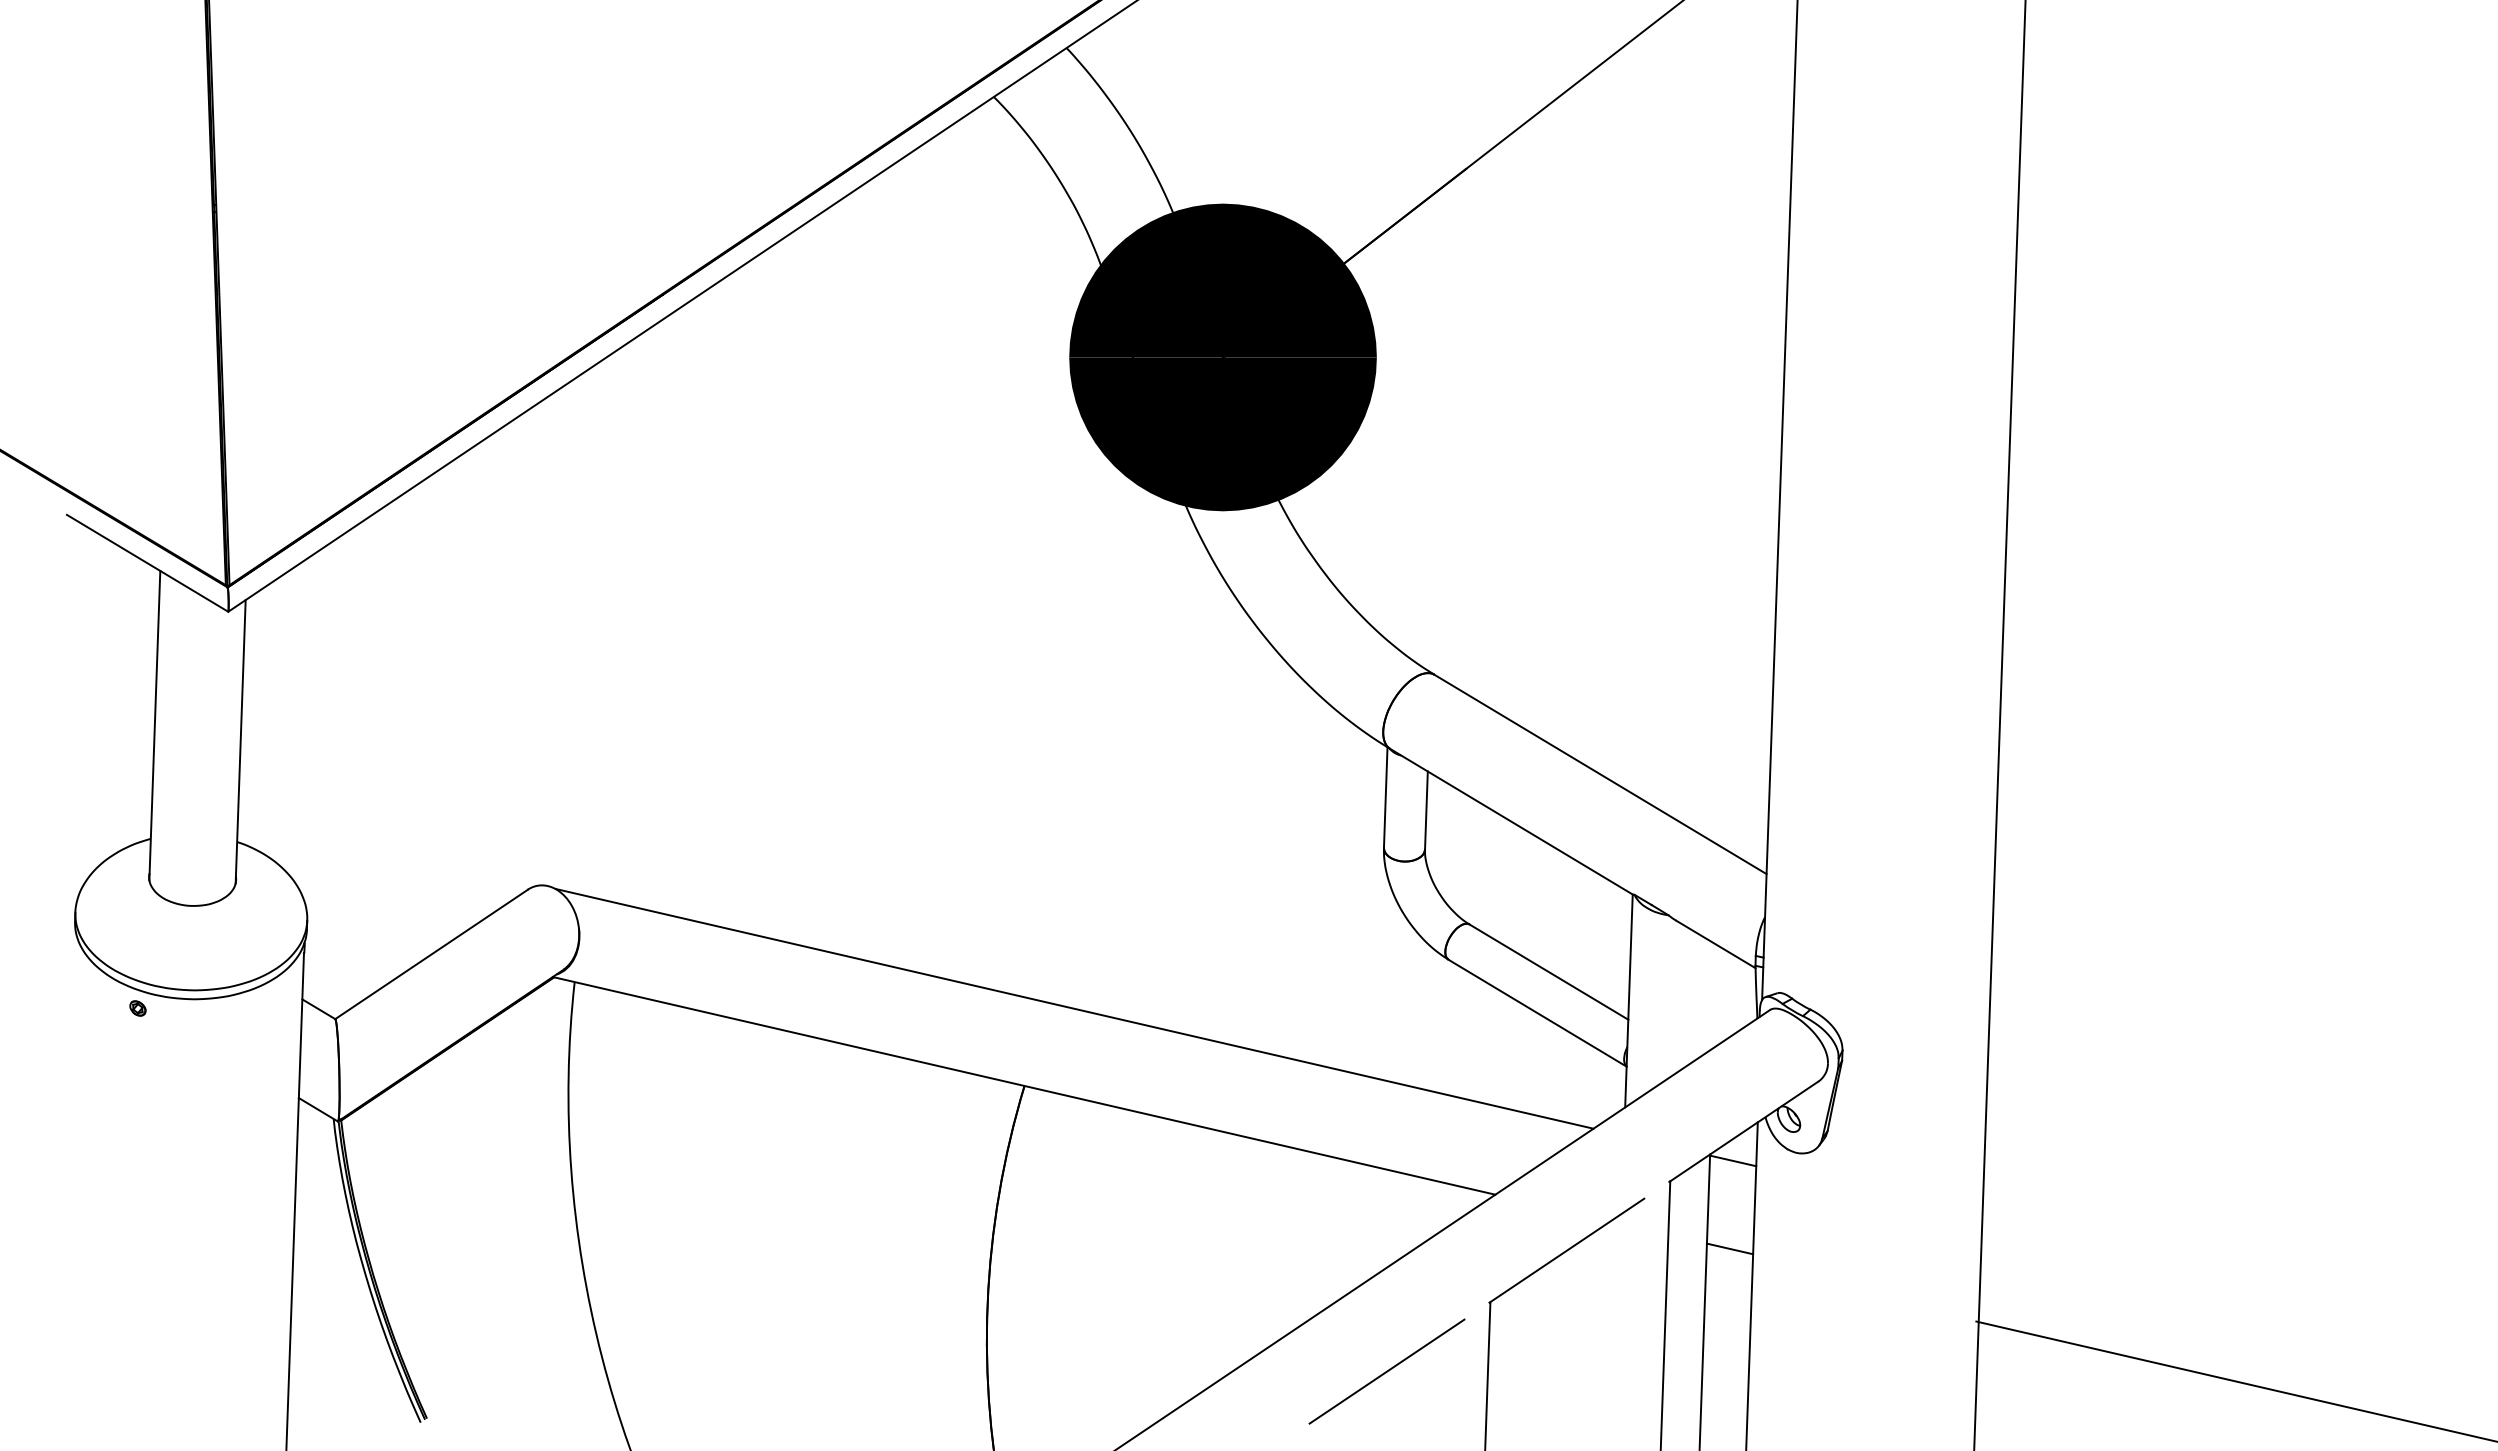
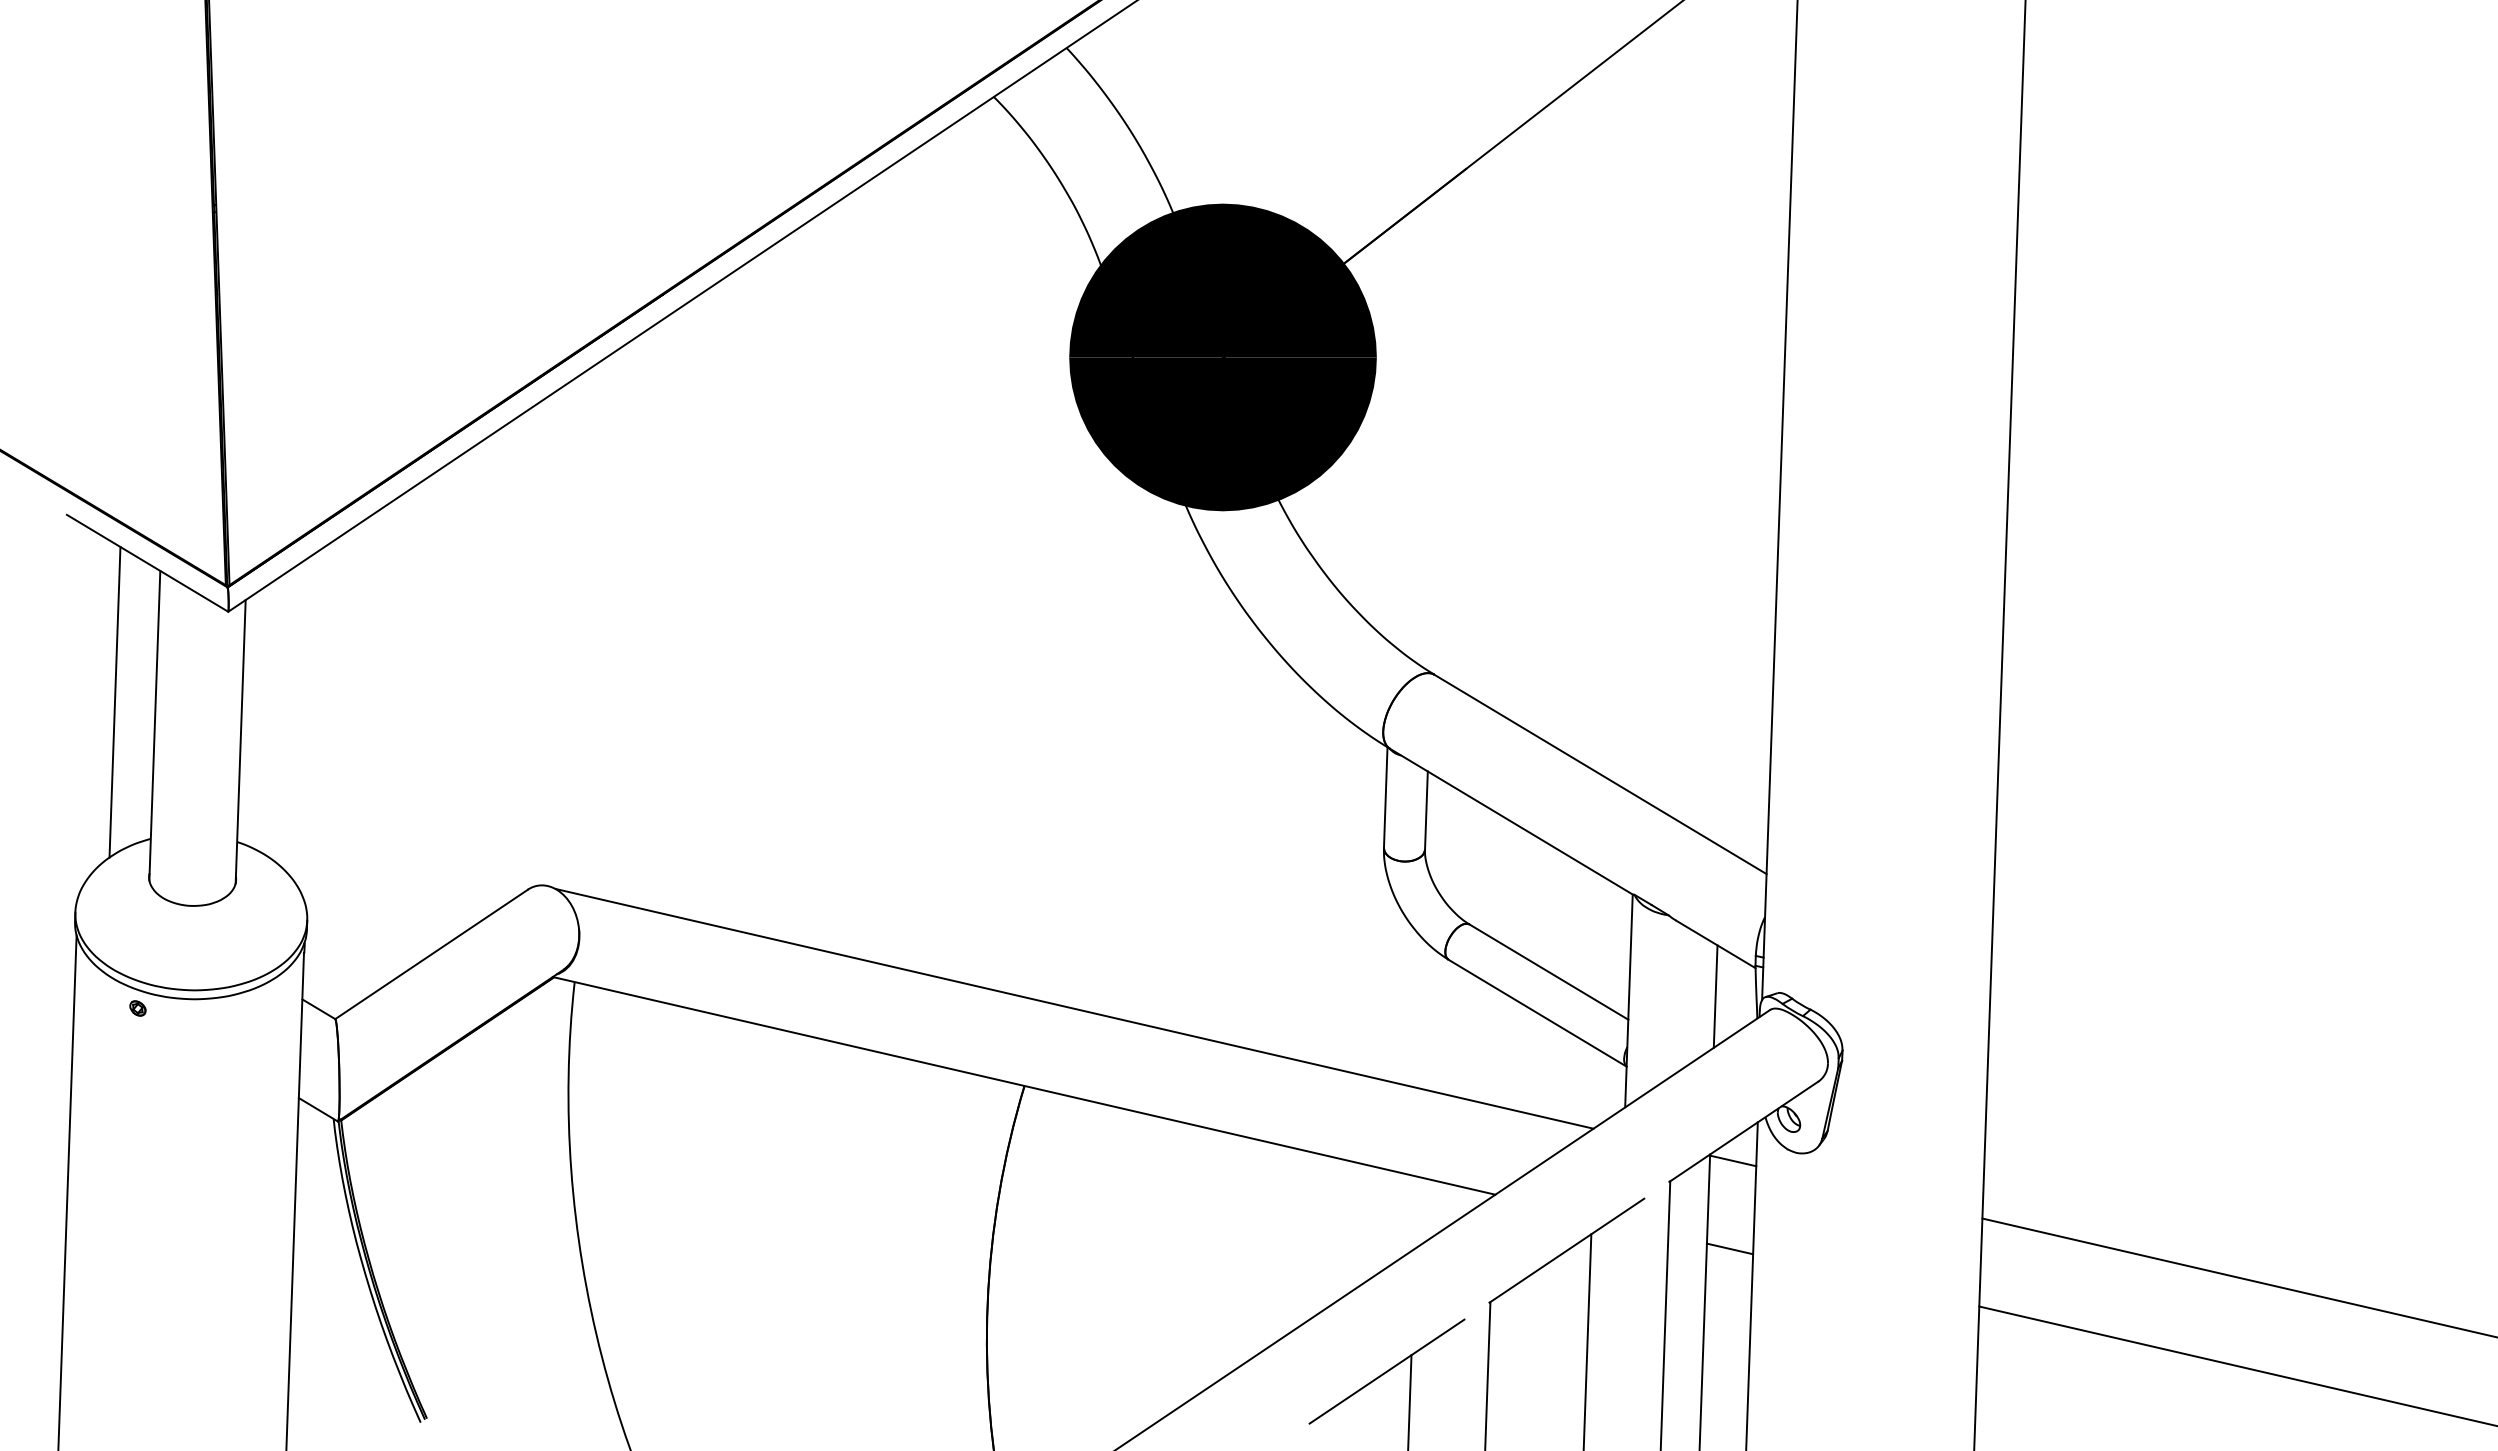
line: none -> present (114, 702)
line: none -> present (1715, 996)
line: none -> present (67, 1191)
line: none -> present (2238, 1277)
line: none -> present (1587, 1340)
line position: (2235, 1381) -> (2236, 1365) (2236, 1365)
line: none -> present (1409, 1401)
